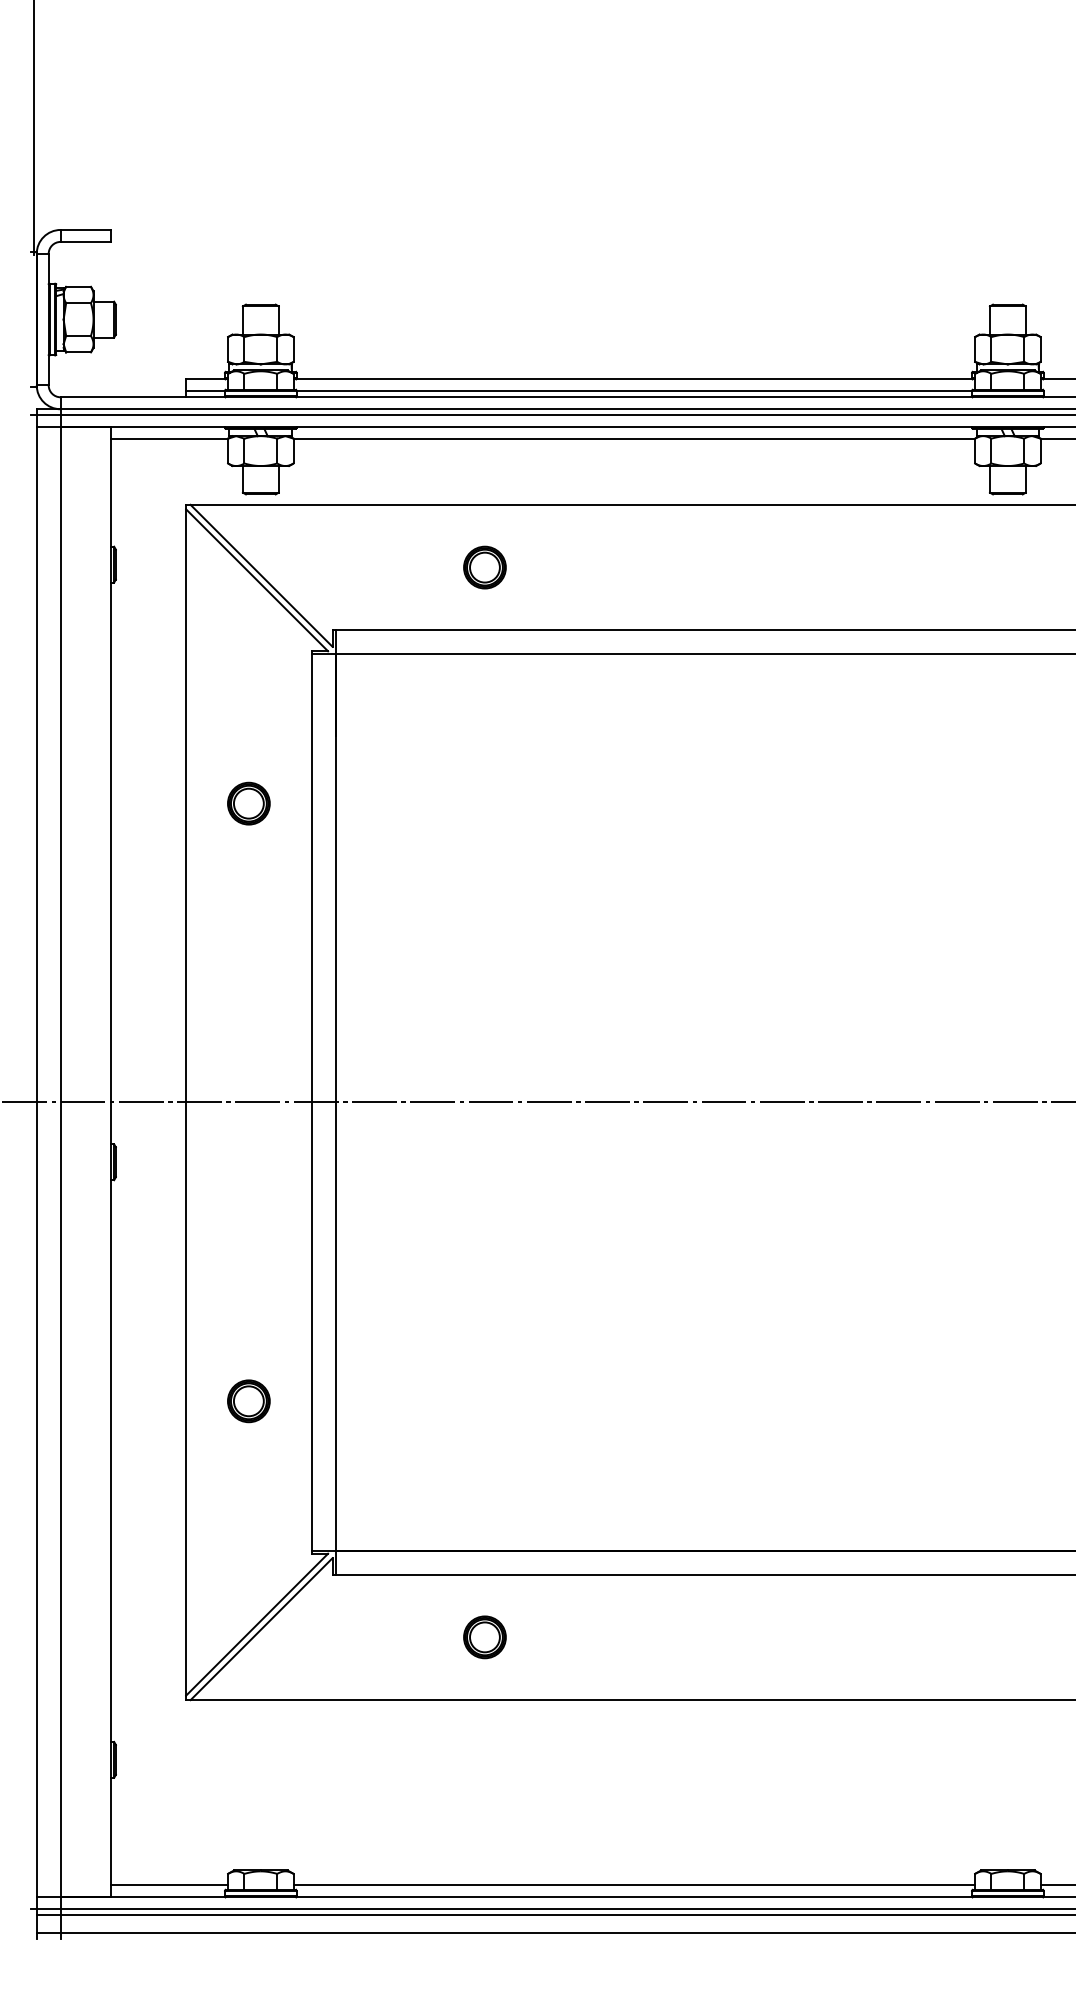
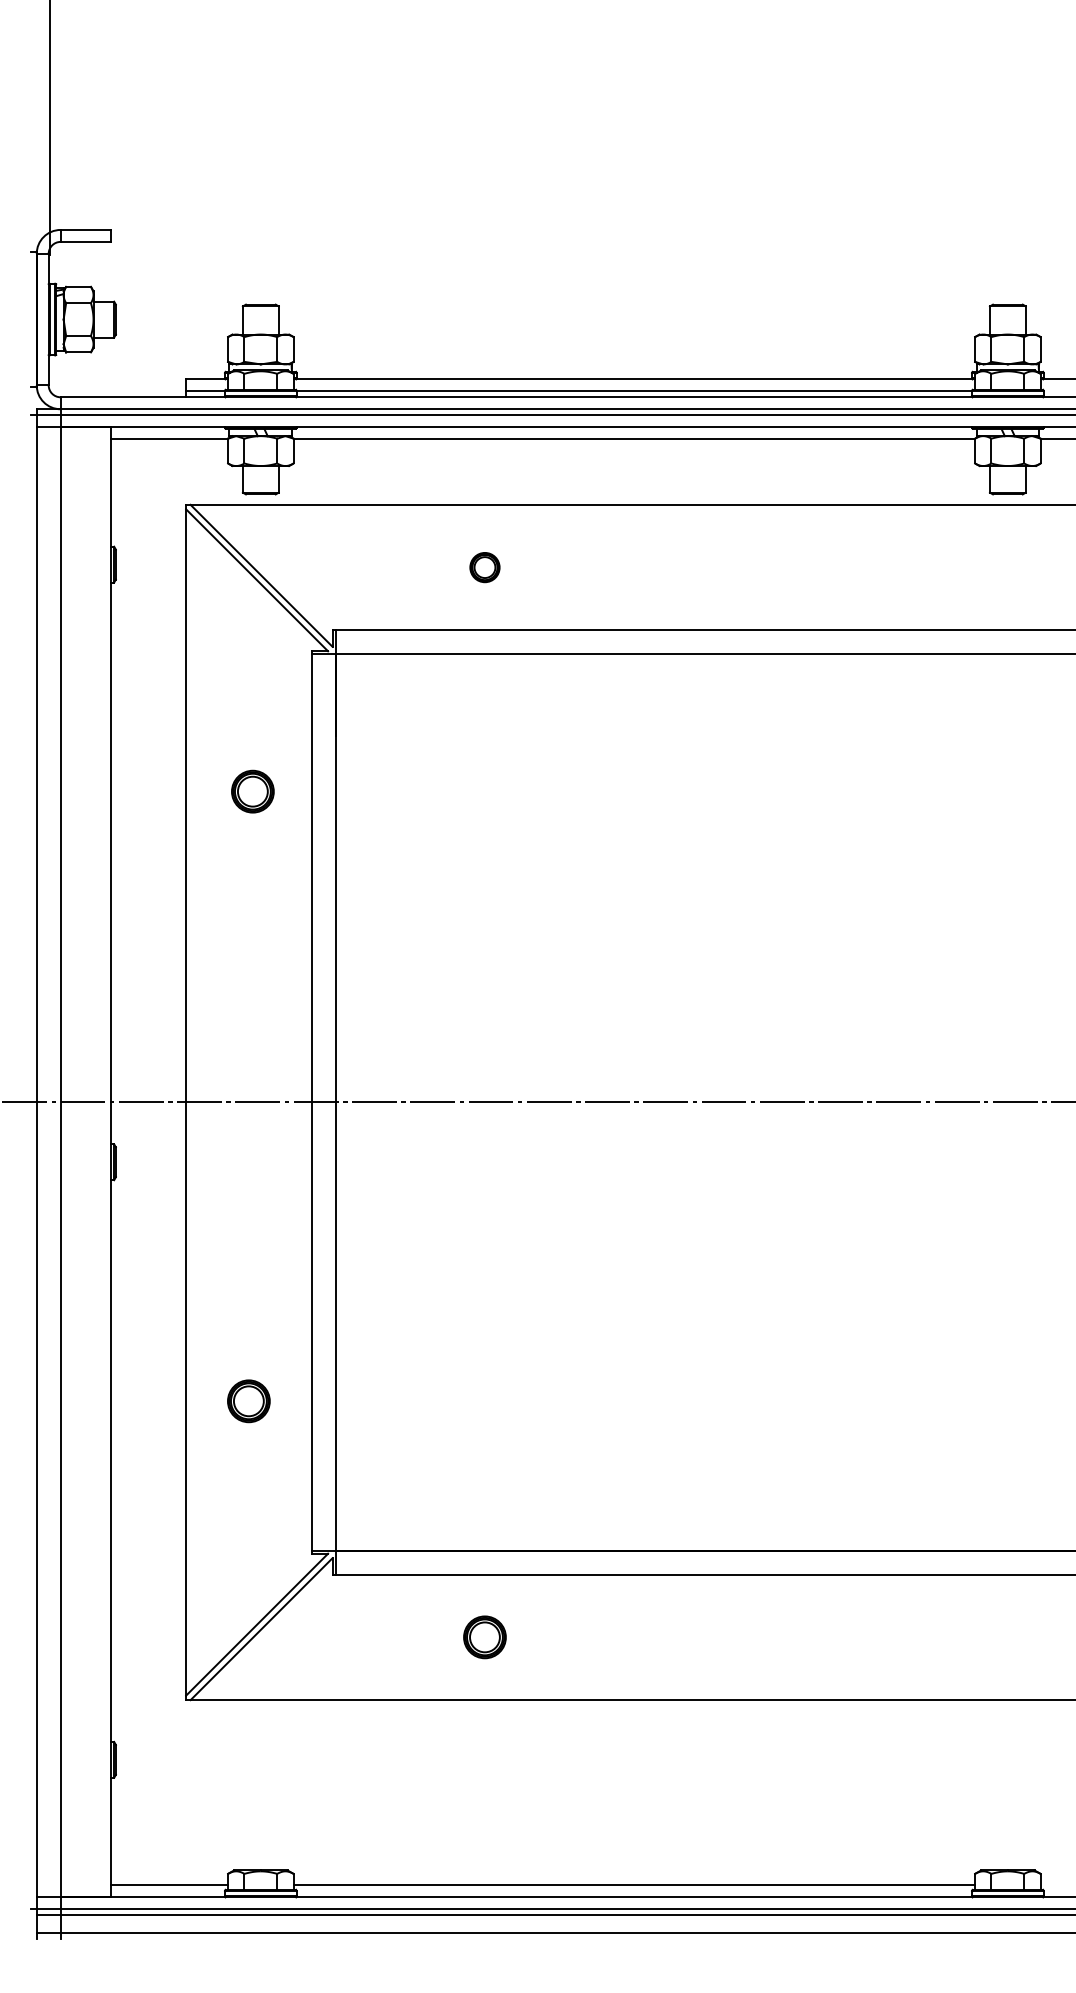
line position: (33, 128) -> (49, 128) (49, 128)
part size: 44x45 px -> 32x32 px (484, 567)
part position: (248, 803) -> (252, 791) (252, 791)
line: present -> none (1056, 1885)
